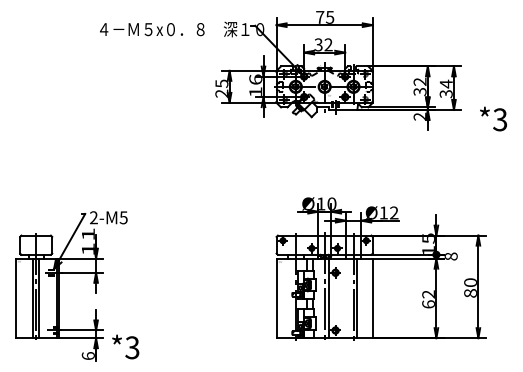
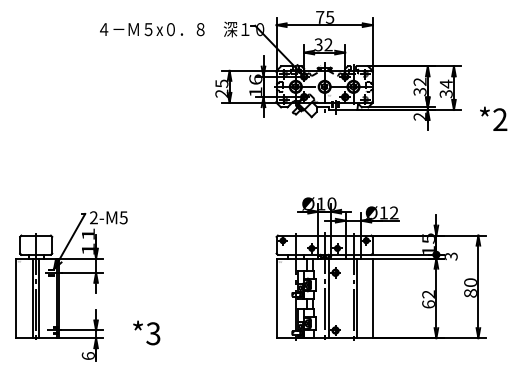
text: *3 -> *2 (500, 119)
text: 8 -> 3 (450, 256)
text position: (125, 346) -> (146, 332) (146, 332)
